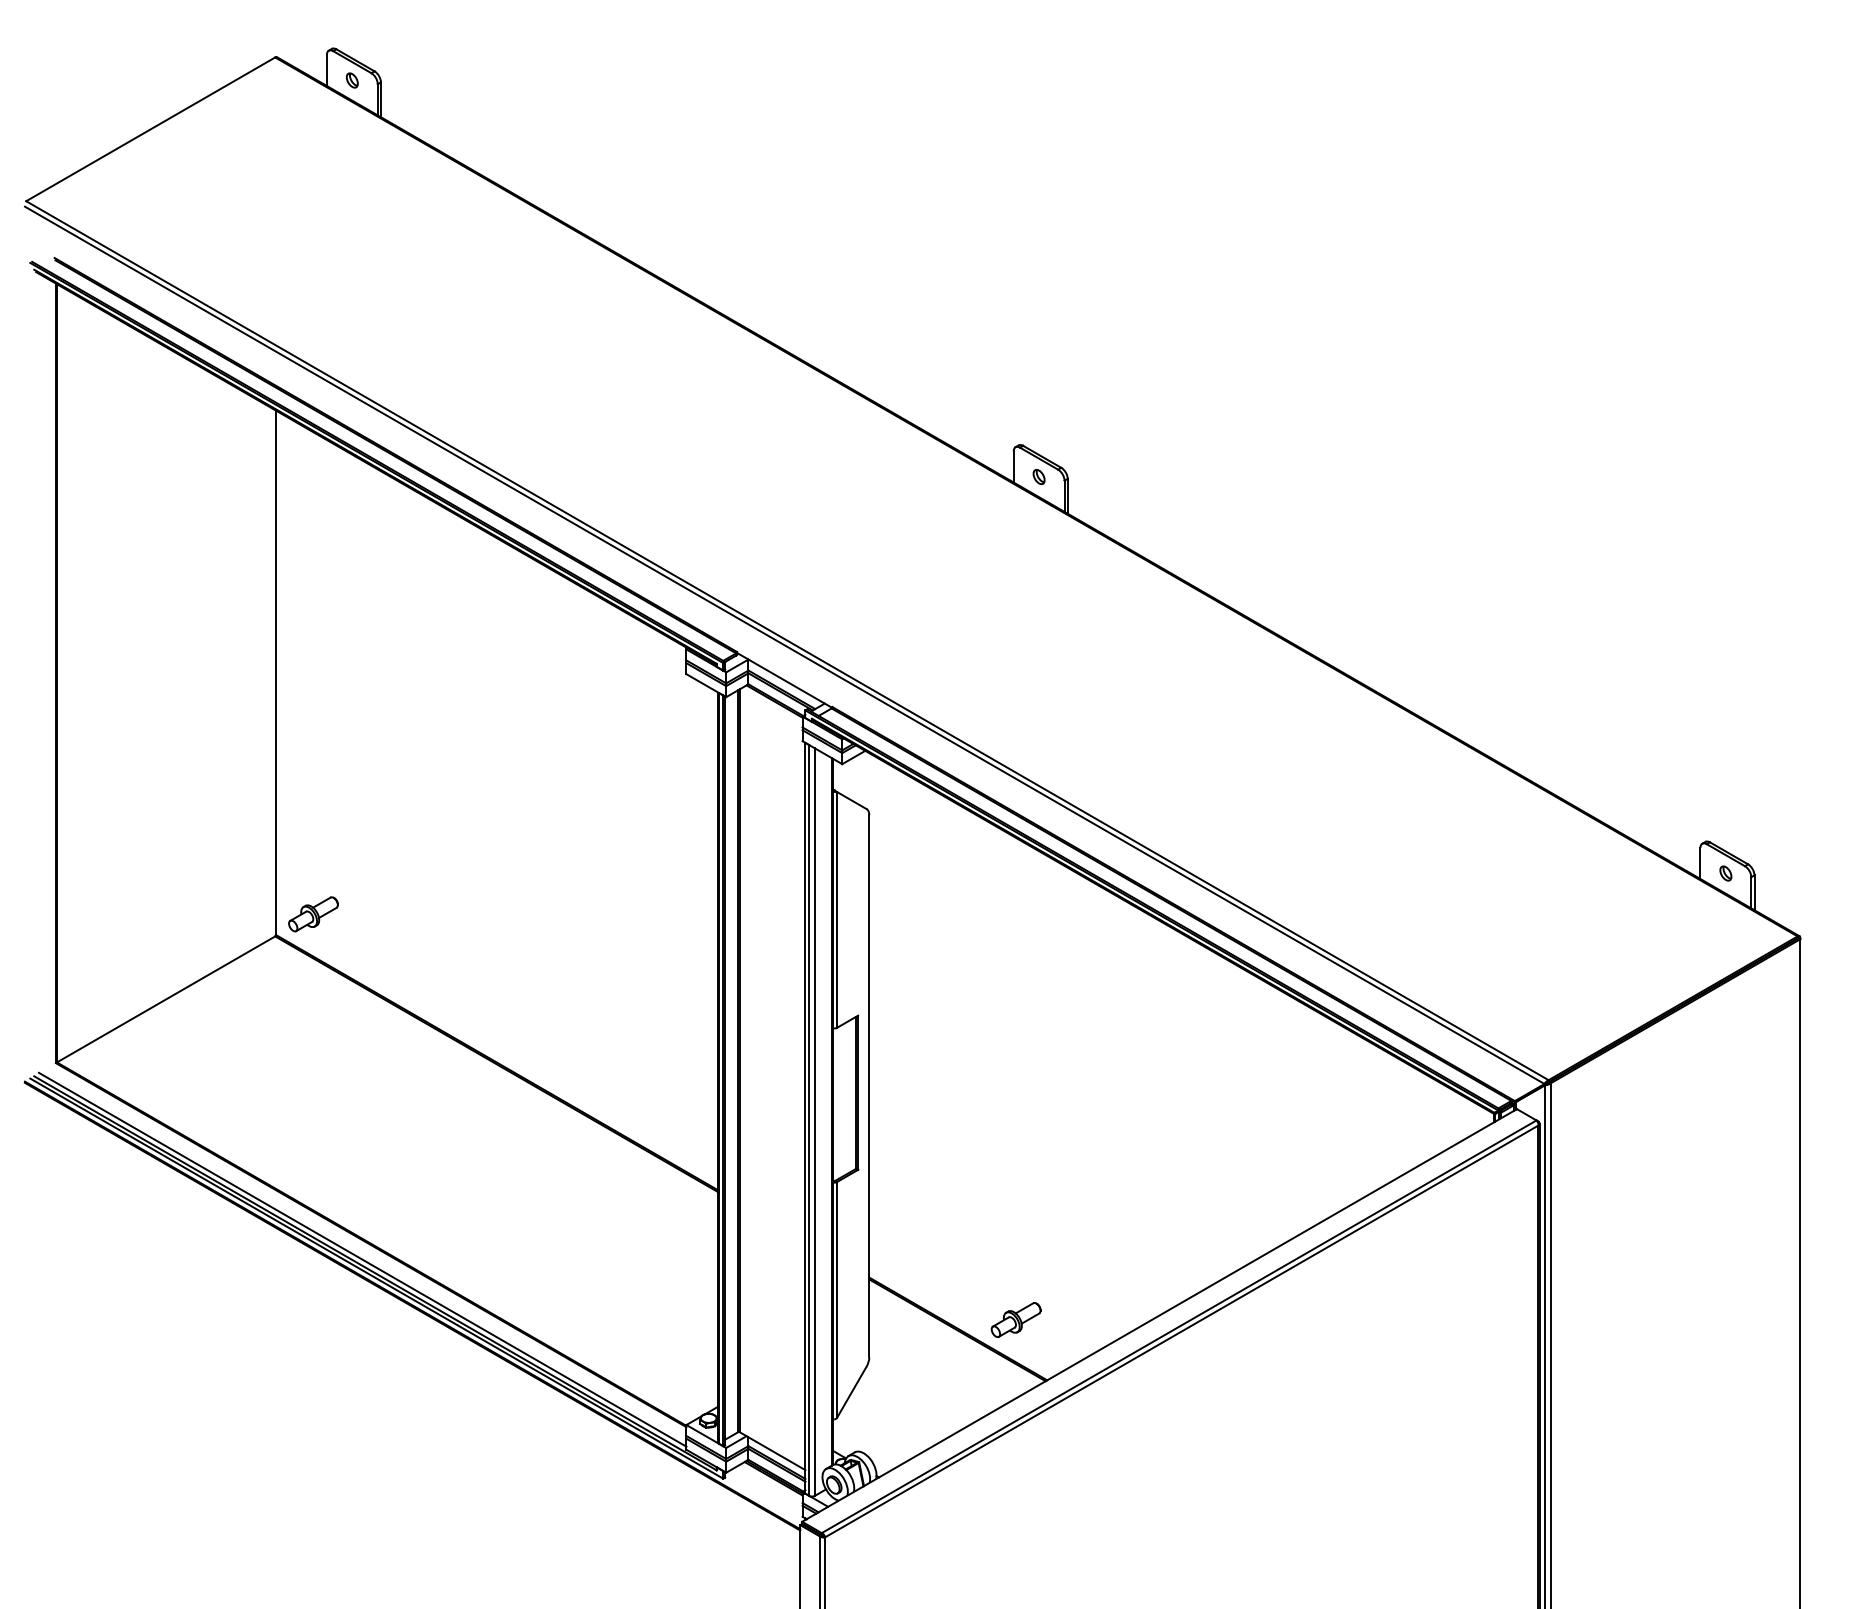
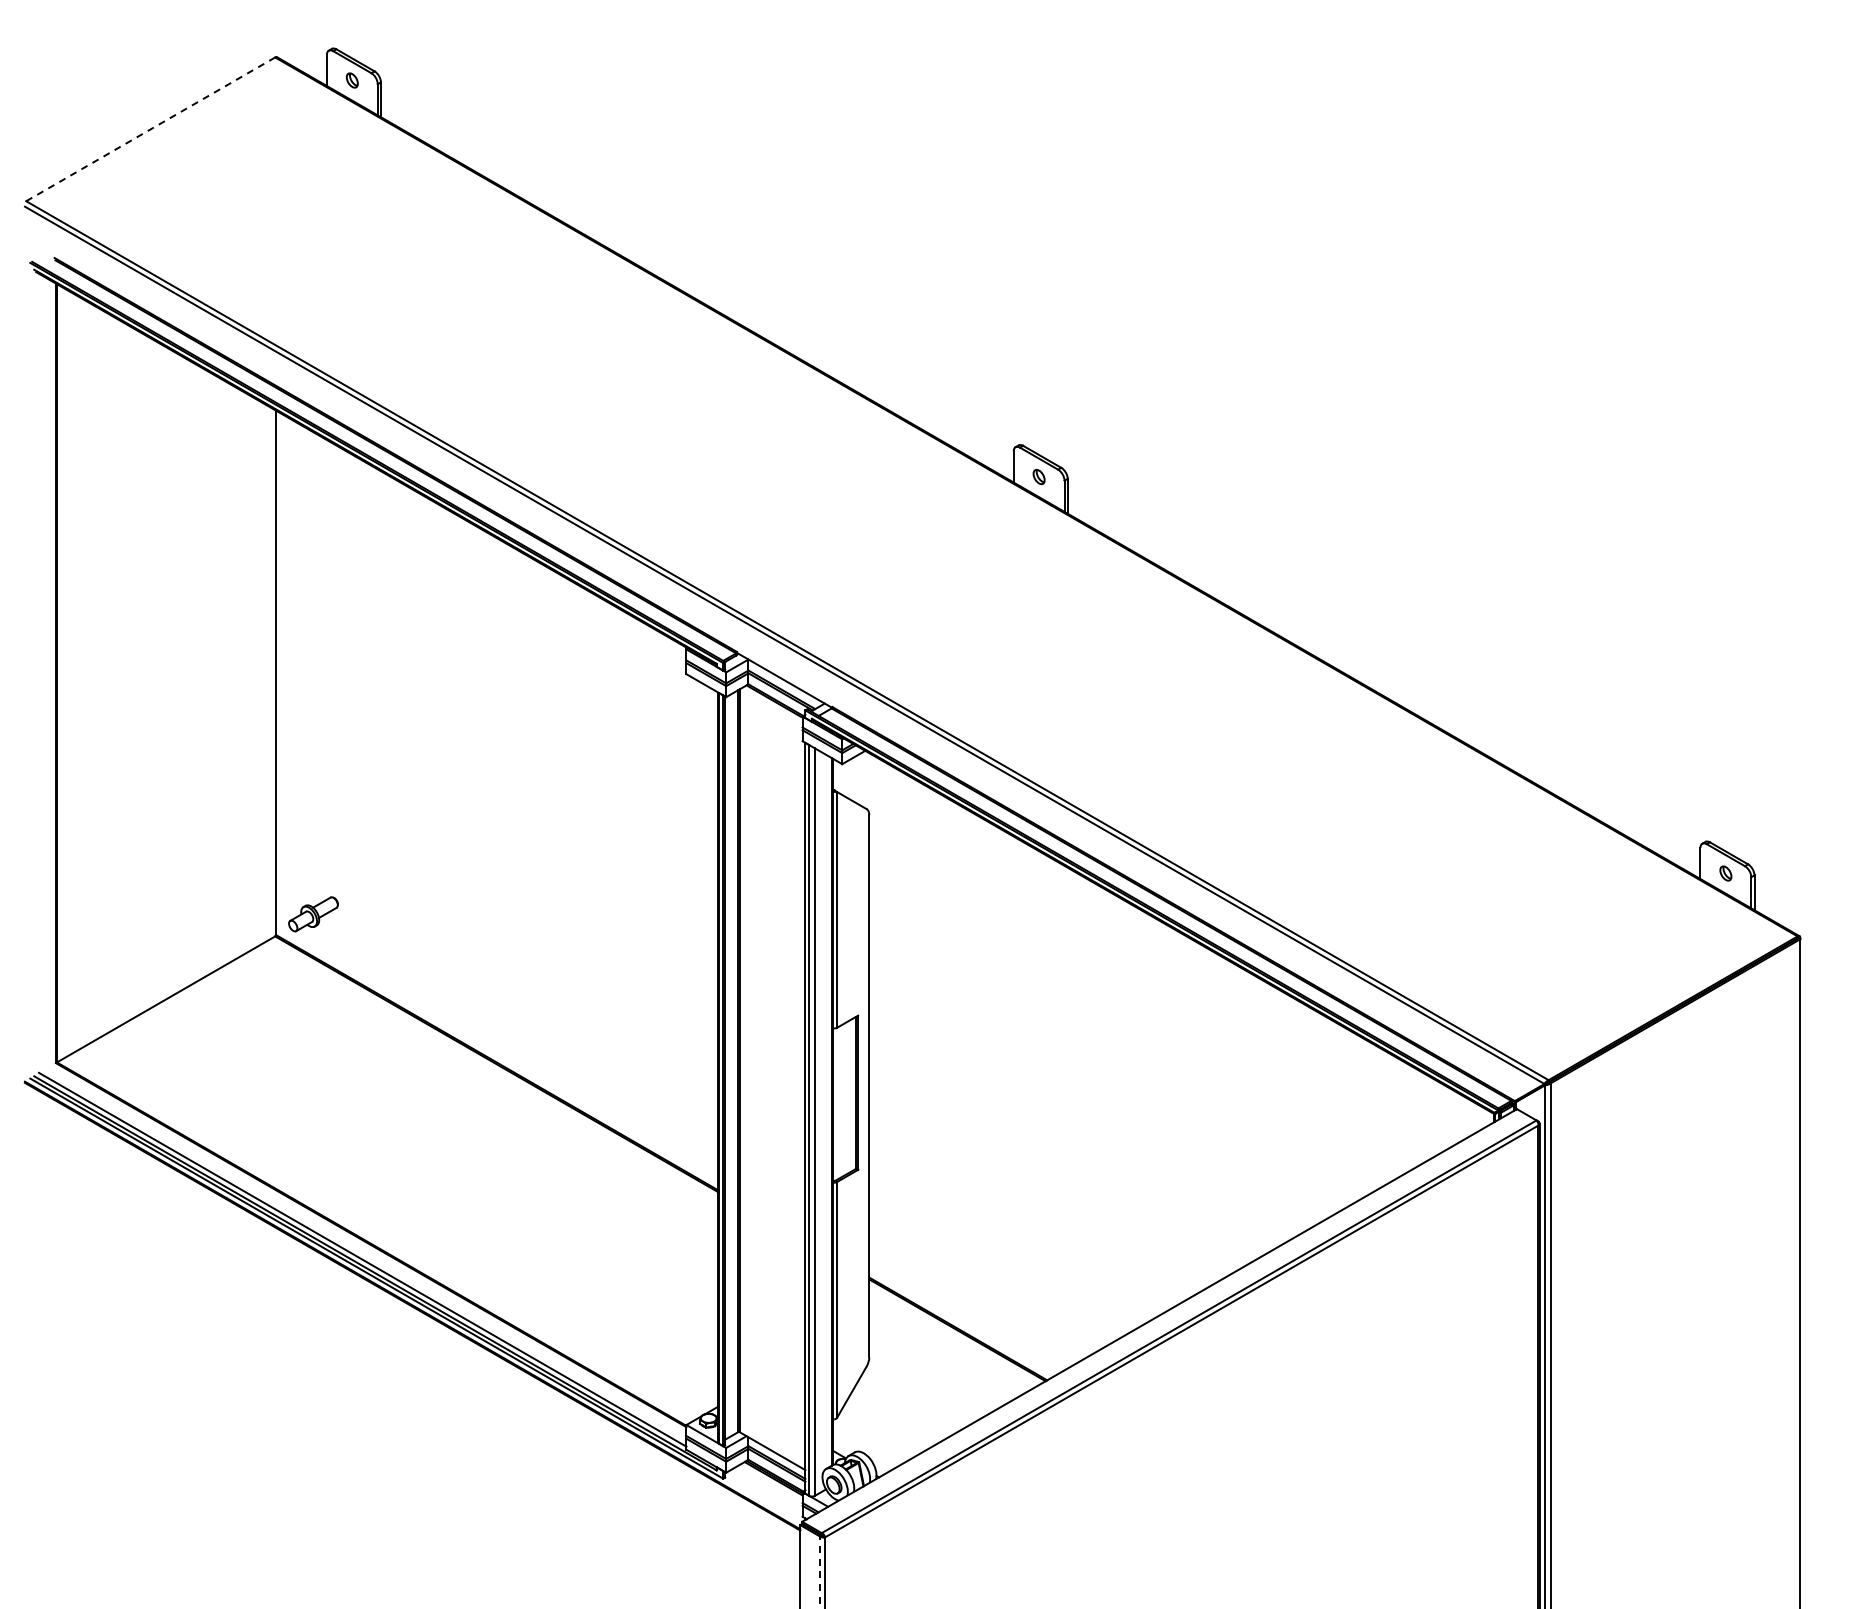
line: solid -> dashed (150, 129)
part: present -> none (1015, 1319)
line: solid -> dashed (819, 1572)
